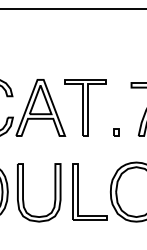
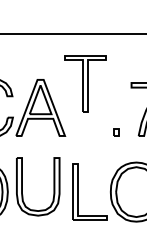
line position: (72, 9) -> (72, 34) (72, 34)
part position: (85, 107) -> (85, 83) (85, 83)
part position: (54, 192) -> (53, 186) (53, 186)
